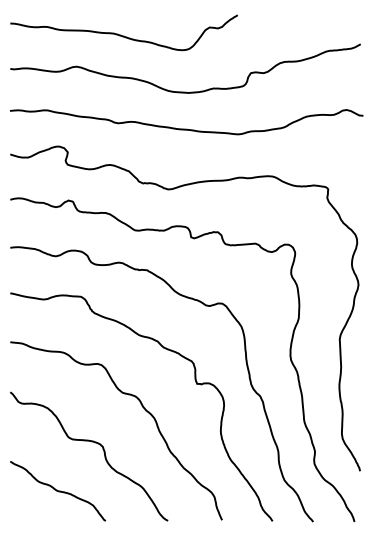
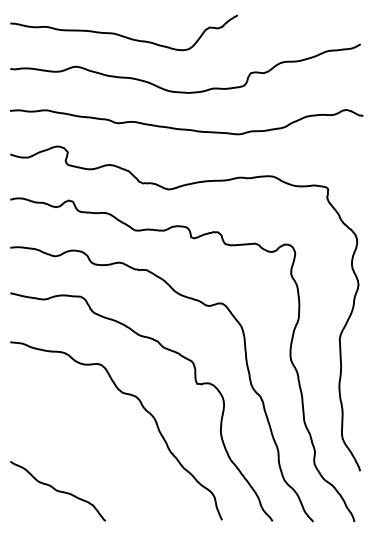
curve: present -> none (91, 442)
